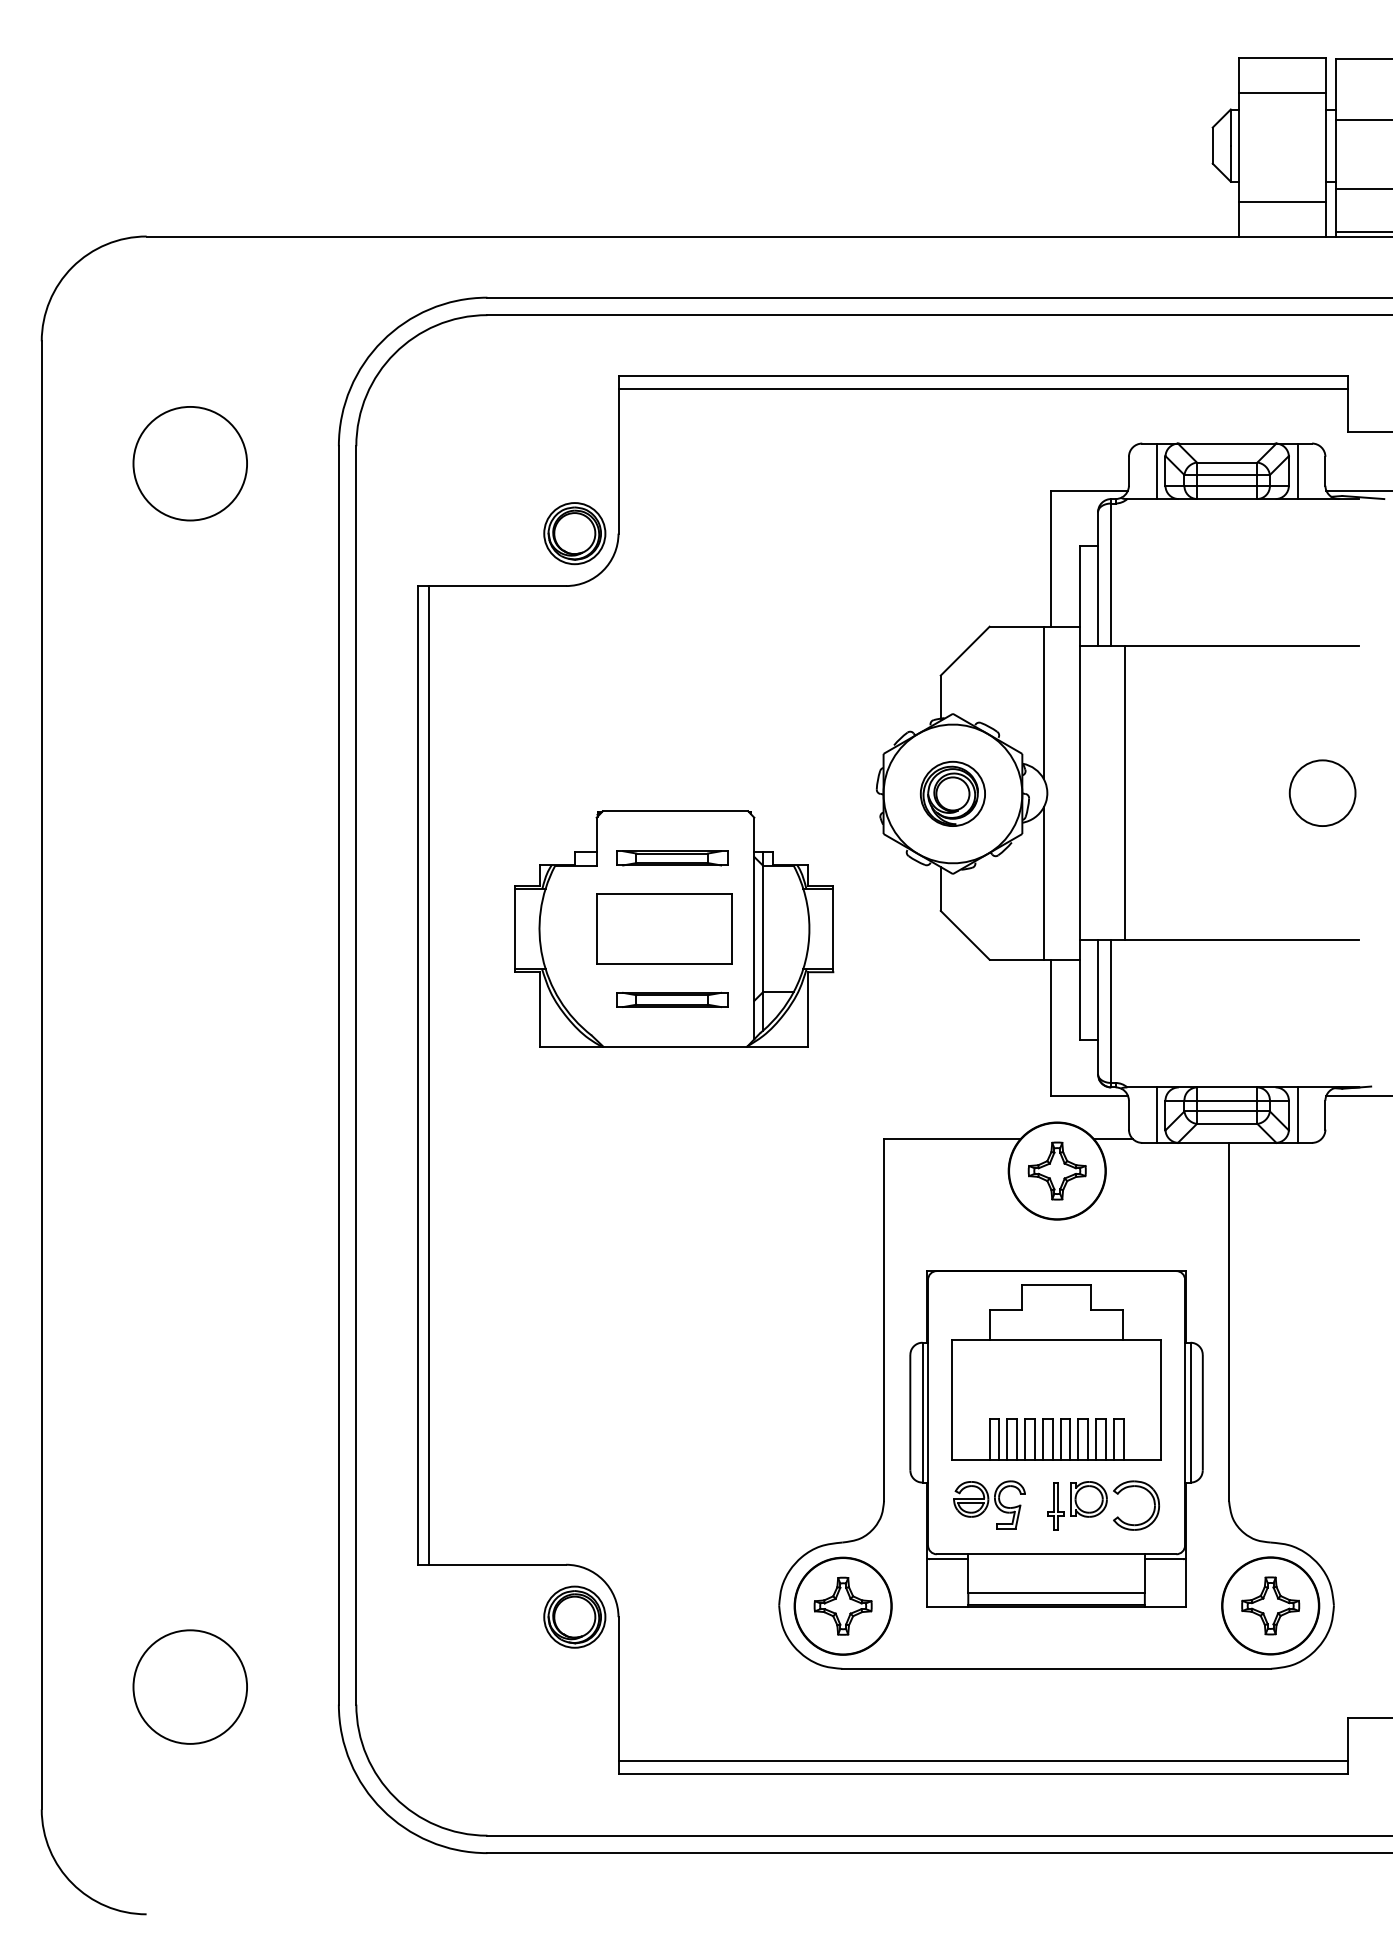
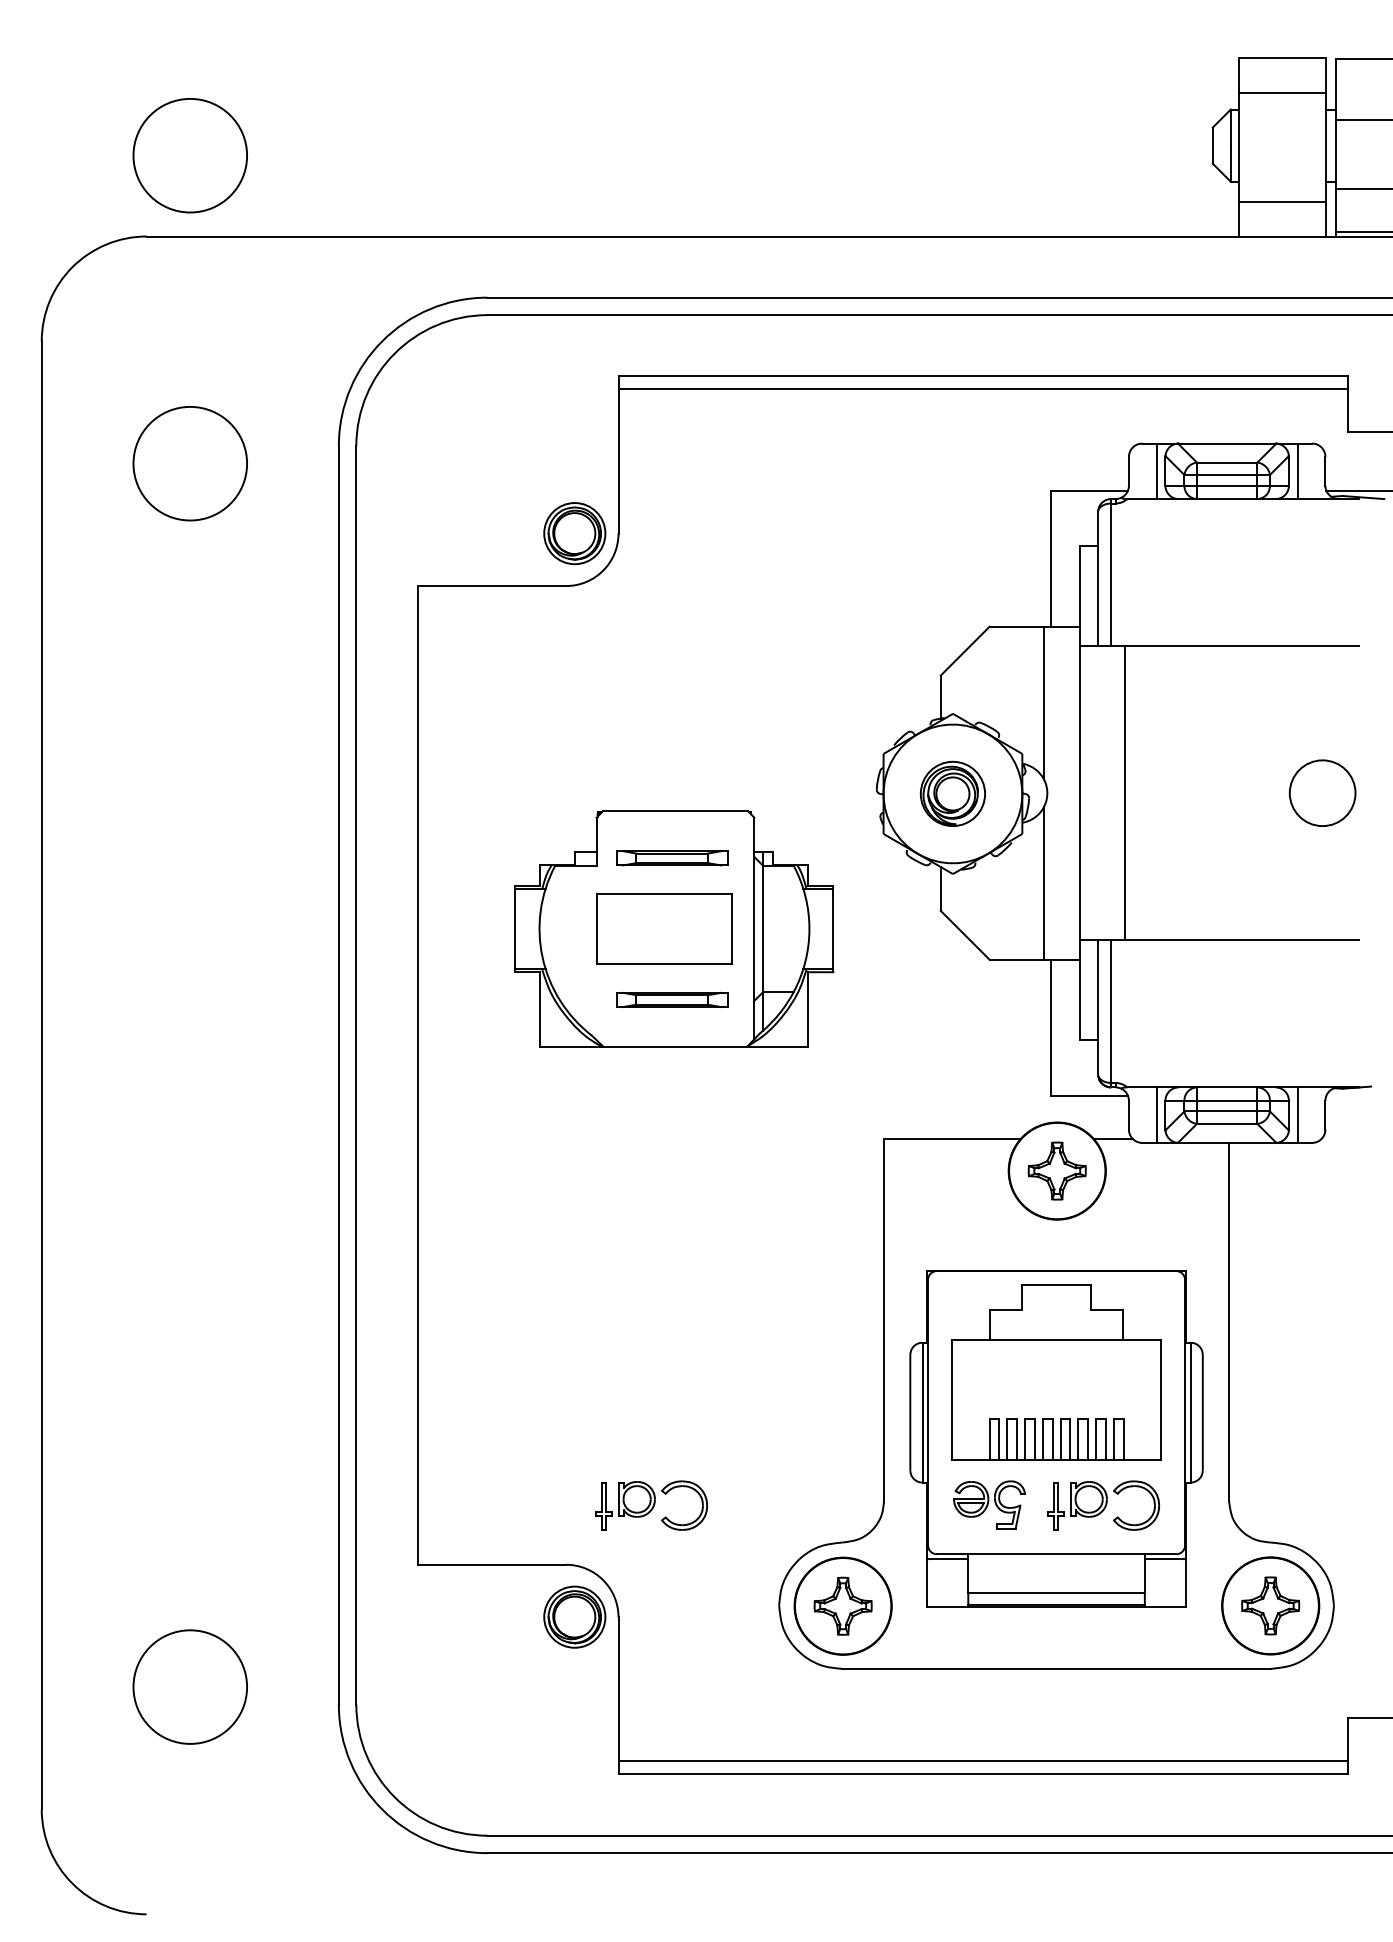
circle: none -> present (189, 155)
line: present -> none (429, 1075)
line: present -> none (1357, 1095)
part: none -> present (651, 1505)
